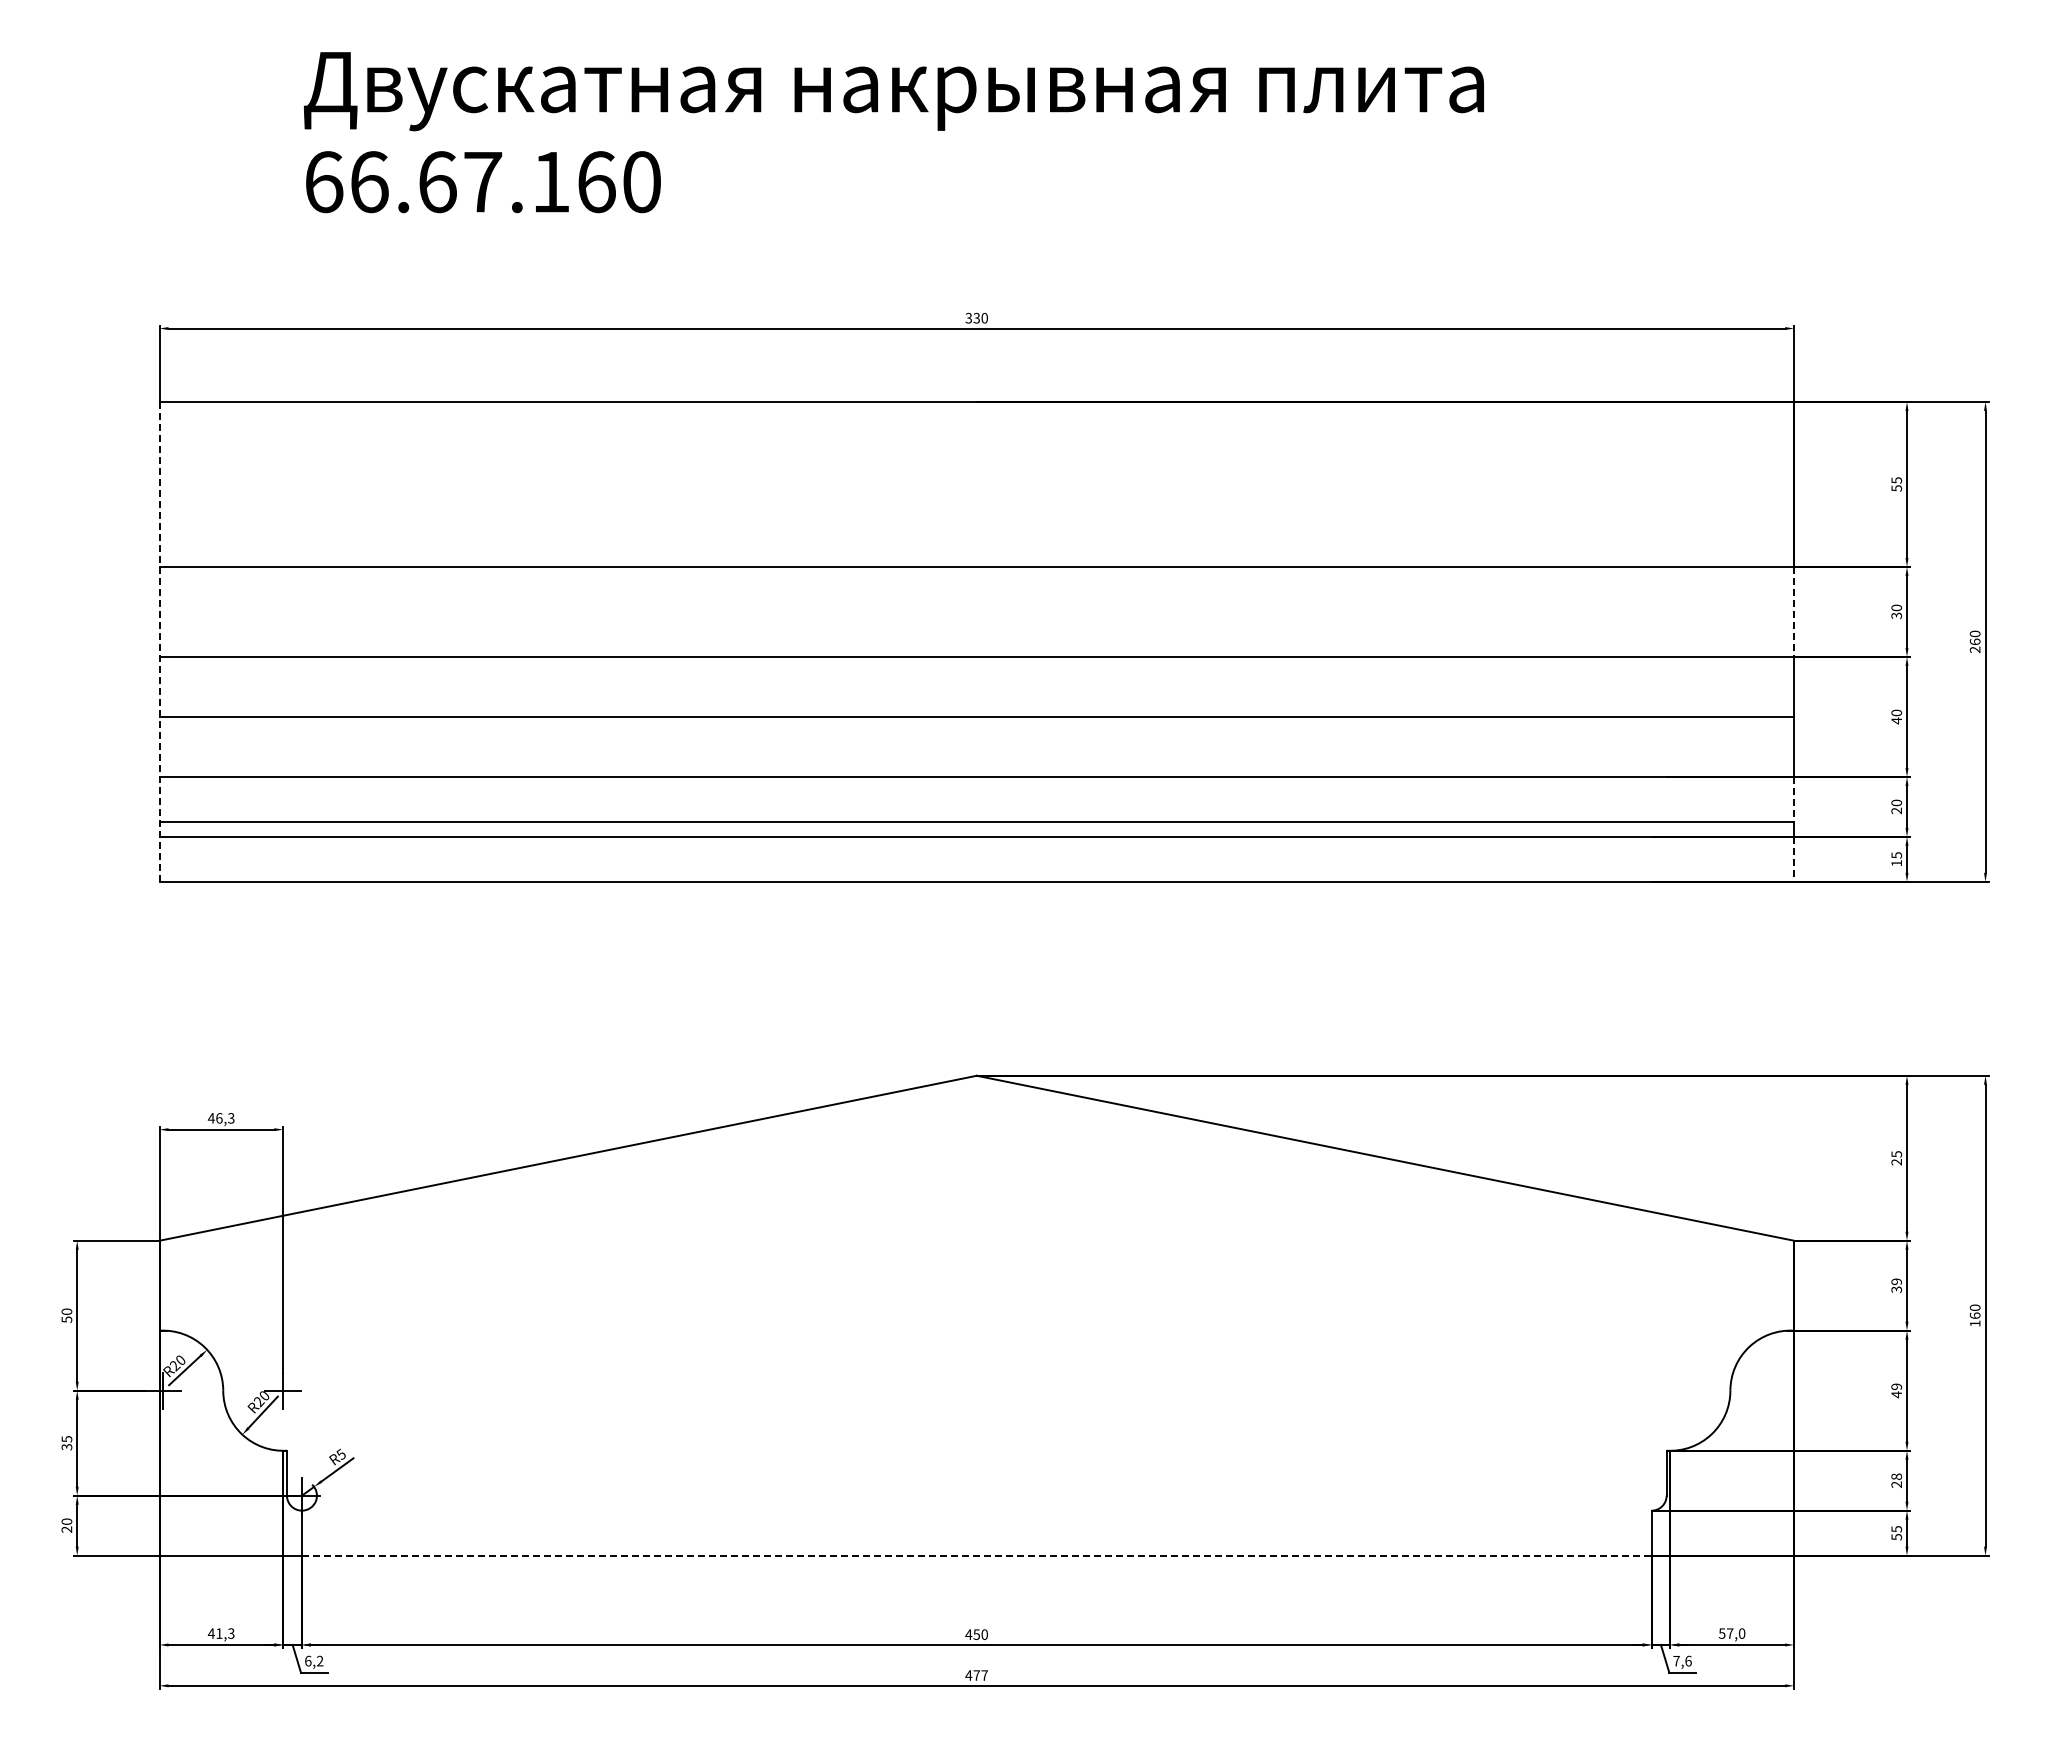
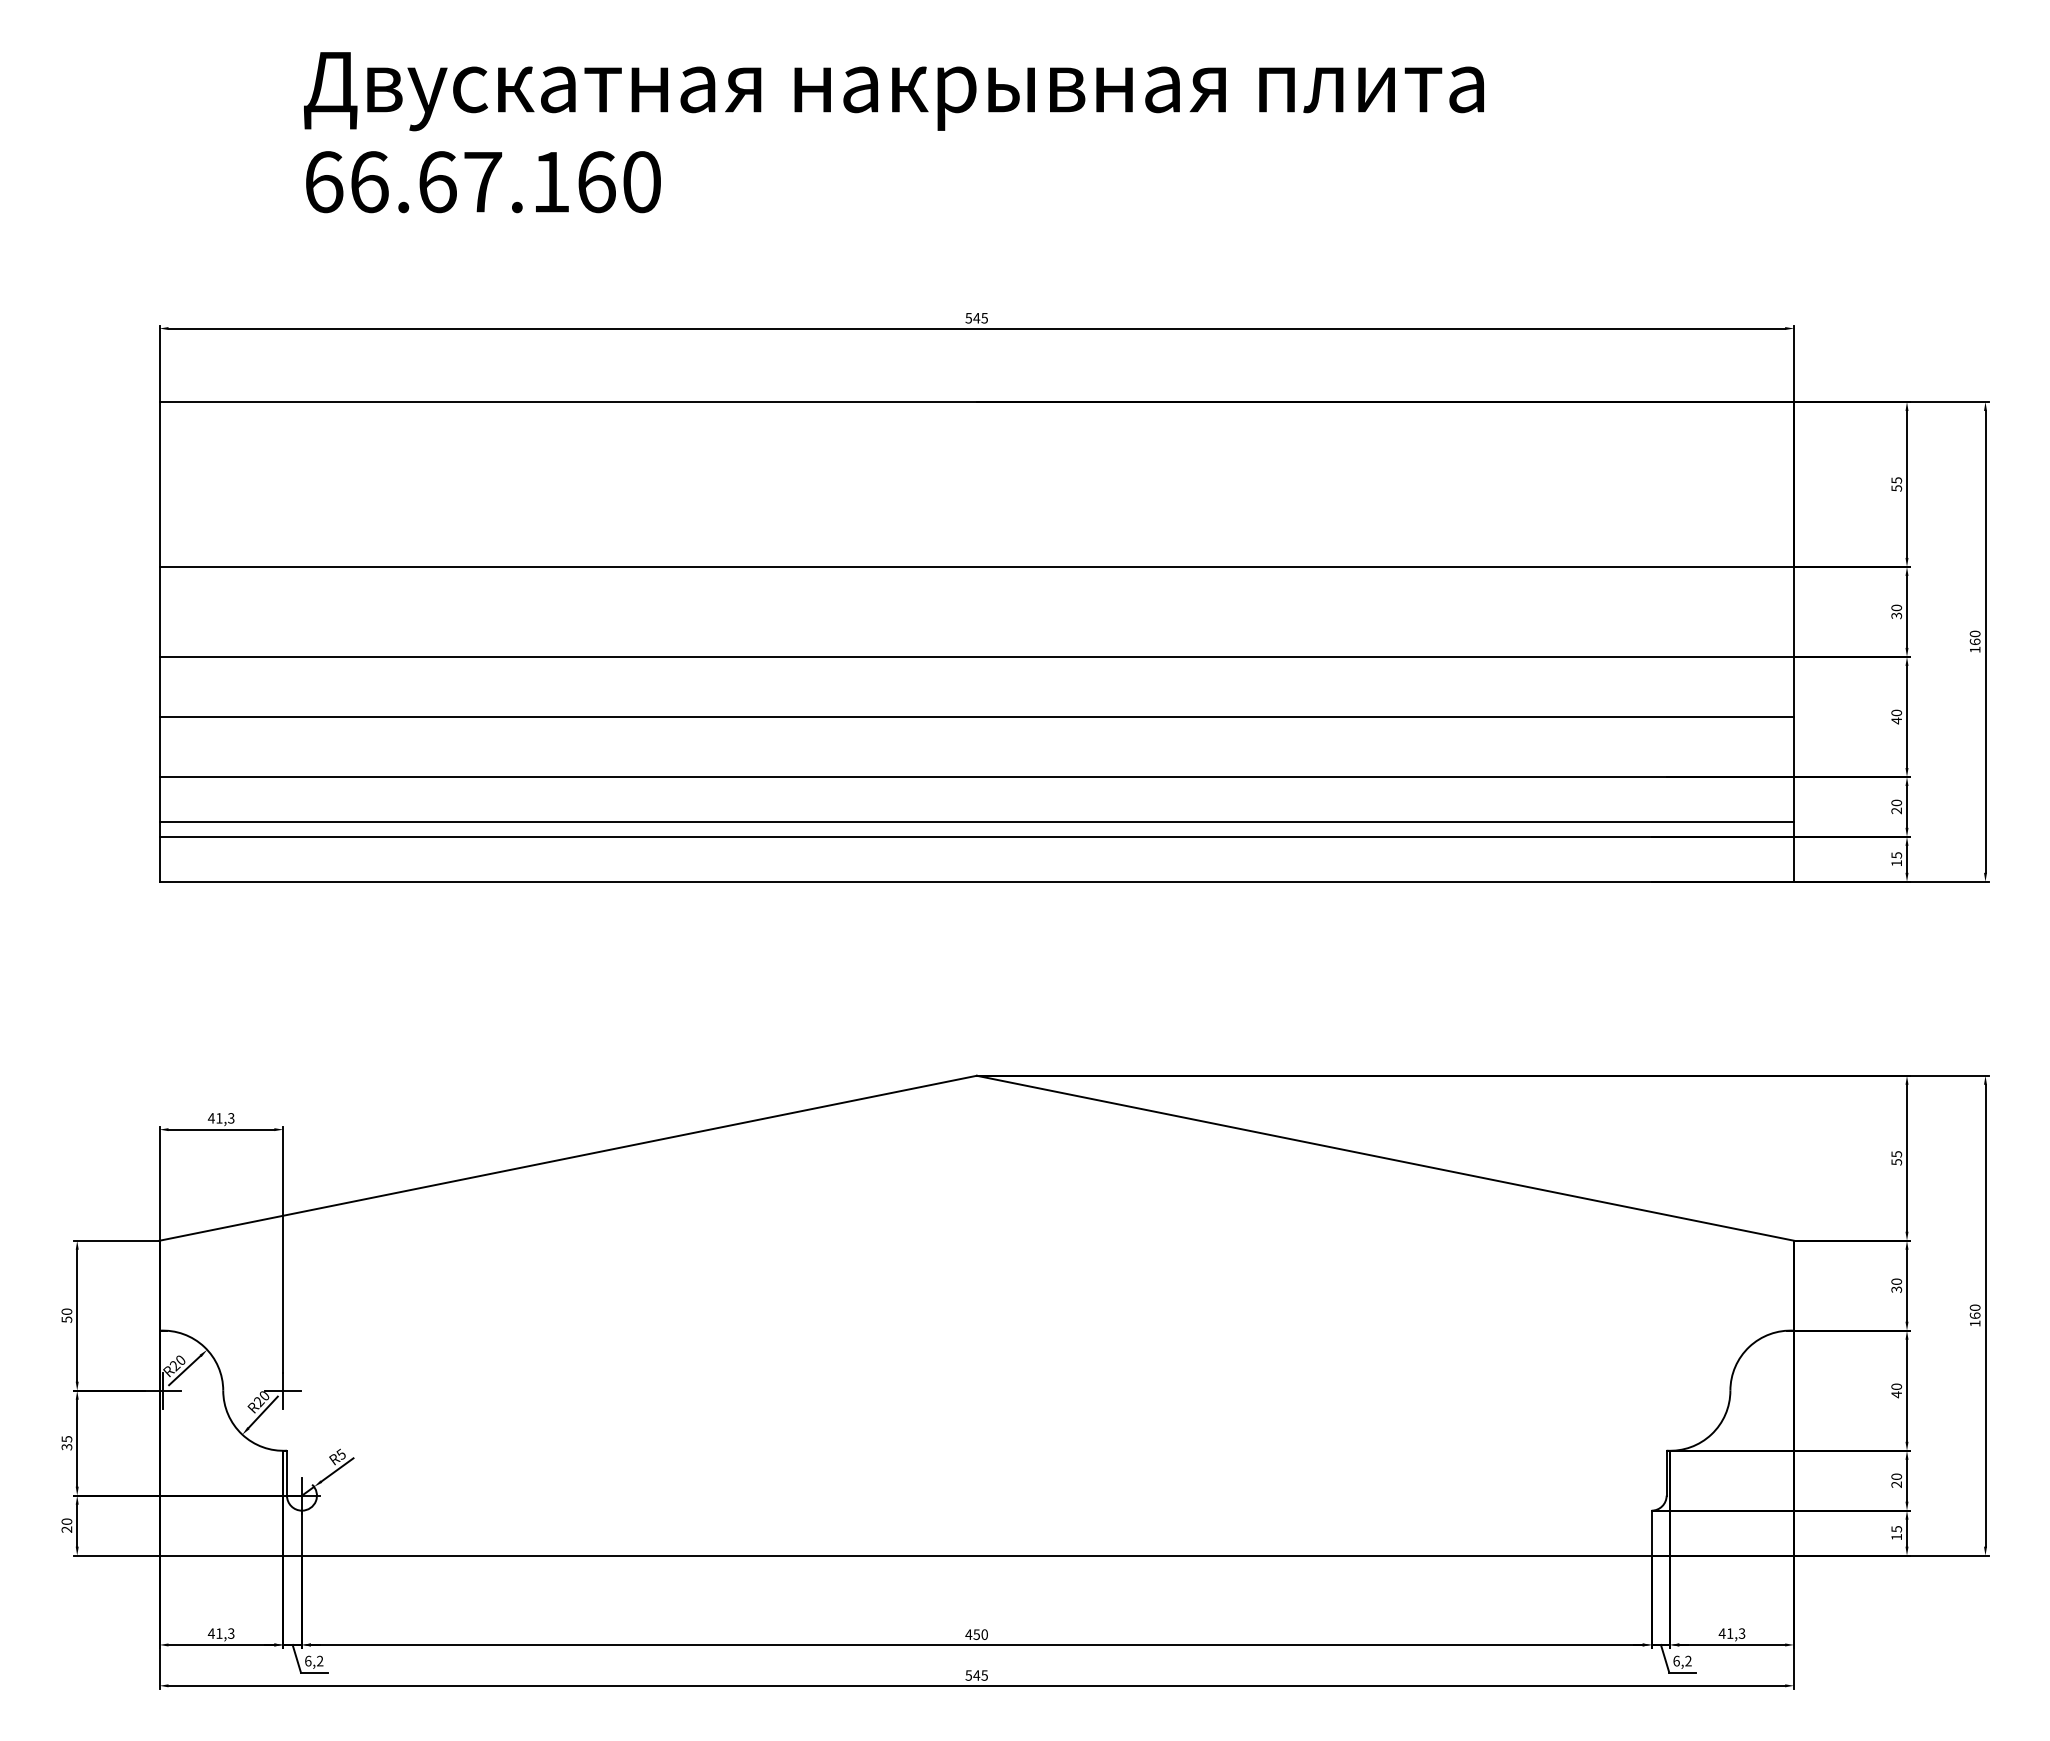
text: 330 -> 545 (976, 317)
line: dashed -> solid (1794, 611)
line: dashed -> solid (159, 641)
text: 260 -> 160 (1974, 649)
line: dashed -> solid (1794, 799)
line: dashed -> solid (1794, 859)
text: 46,3 -> 41,3 (219, 1118)
text: 25 -> 55 (1896, 1162)
text: 39 -> 30 (1896, 1281)
text: 49 -> 40 (1896, 1386)
text: 28 -> 20 (1896, 1476)
text: 55 -> 15 (1896, 1537)
line: dashed -> solid (976, 1555)
text: 57,0 -> 41,3 (1731, 1633)
text: 7,6 -> 6,2 (1682, 1660)
text: 477 -> 545 (976, 1675)
